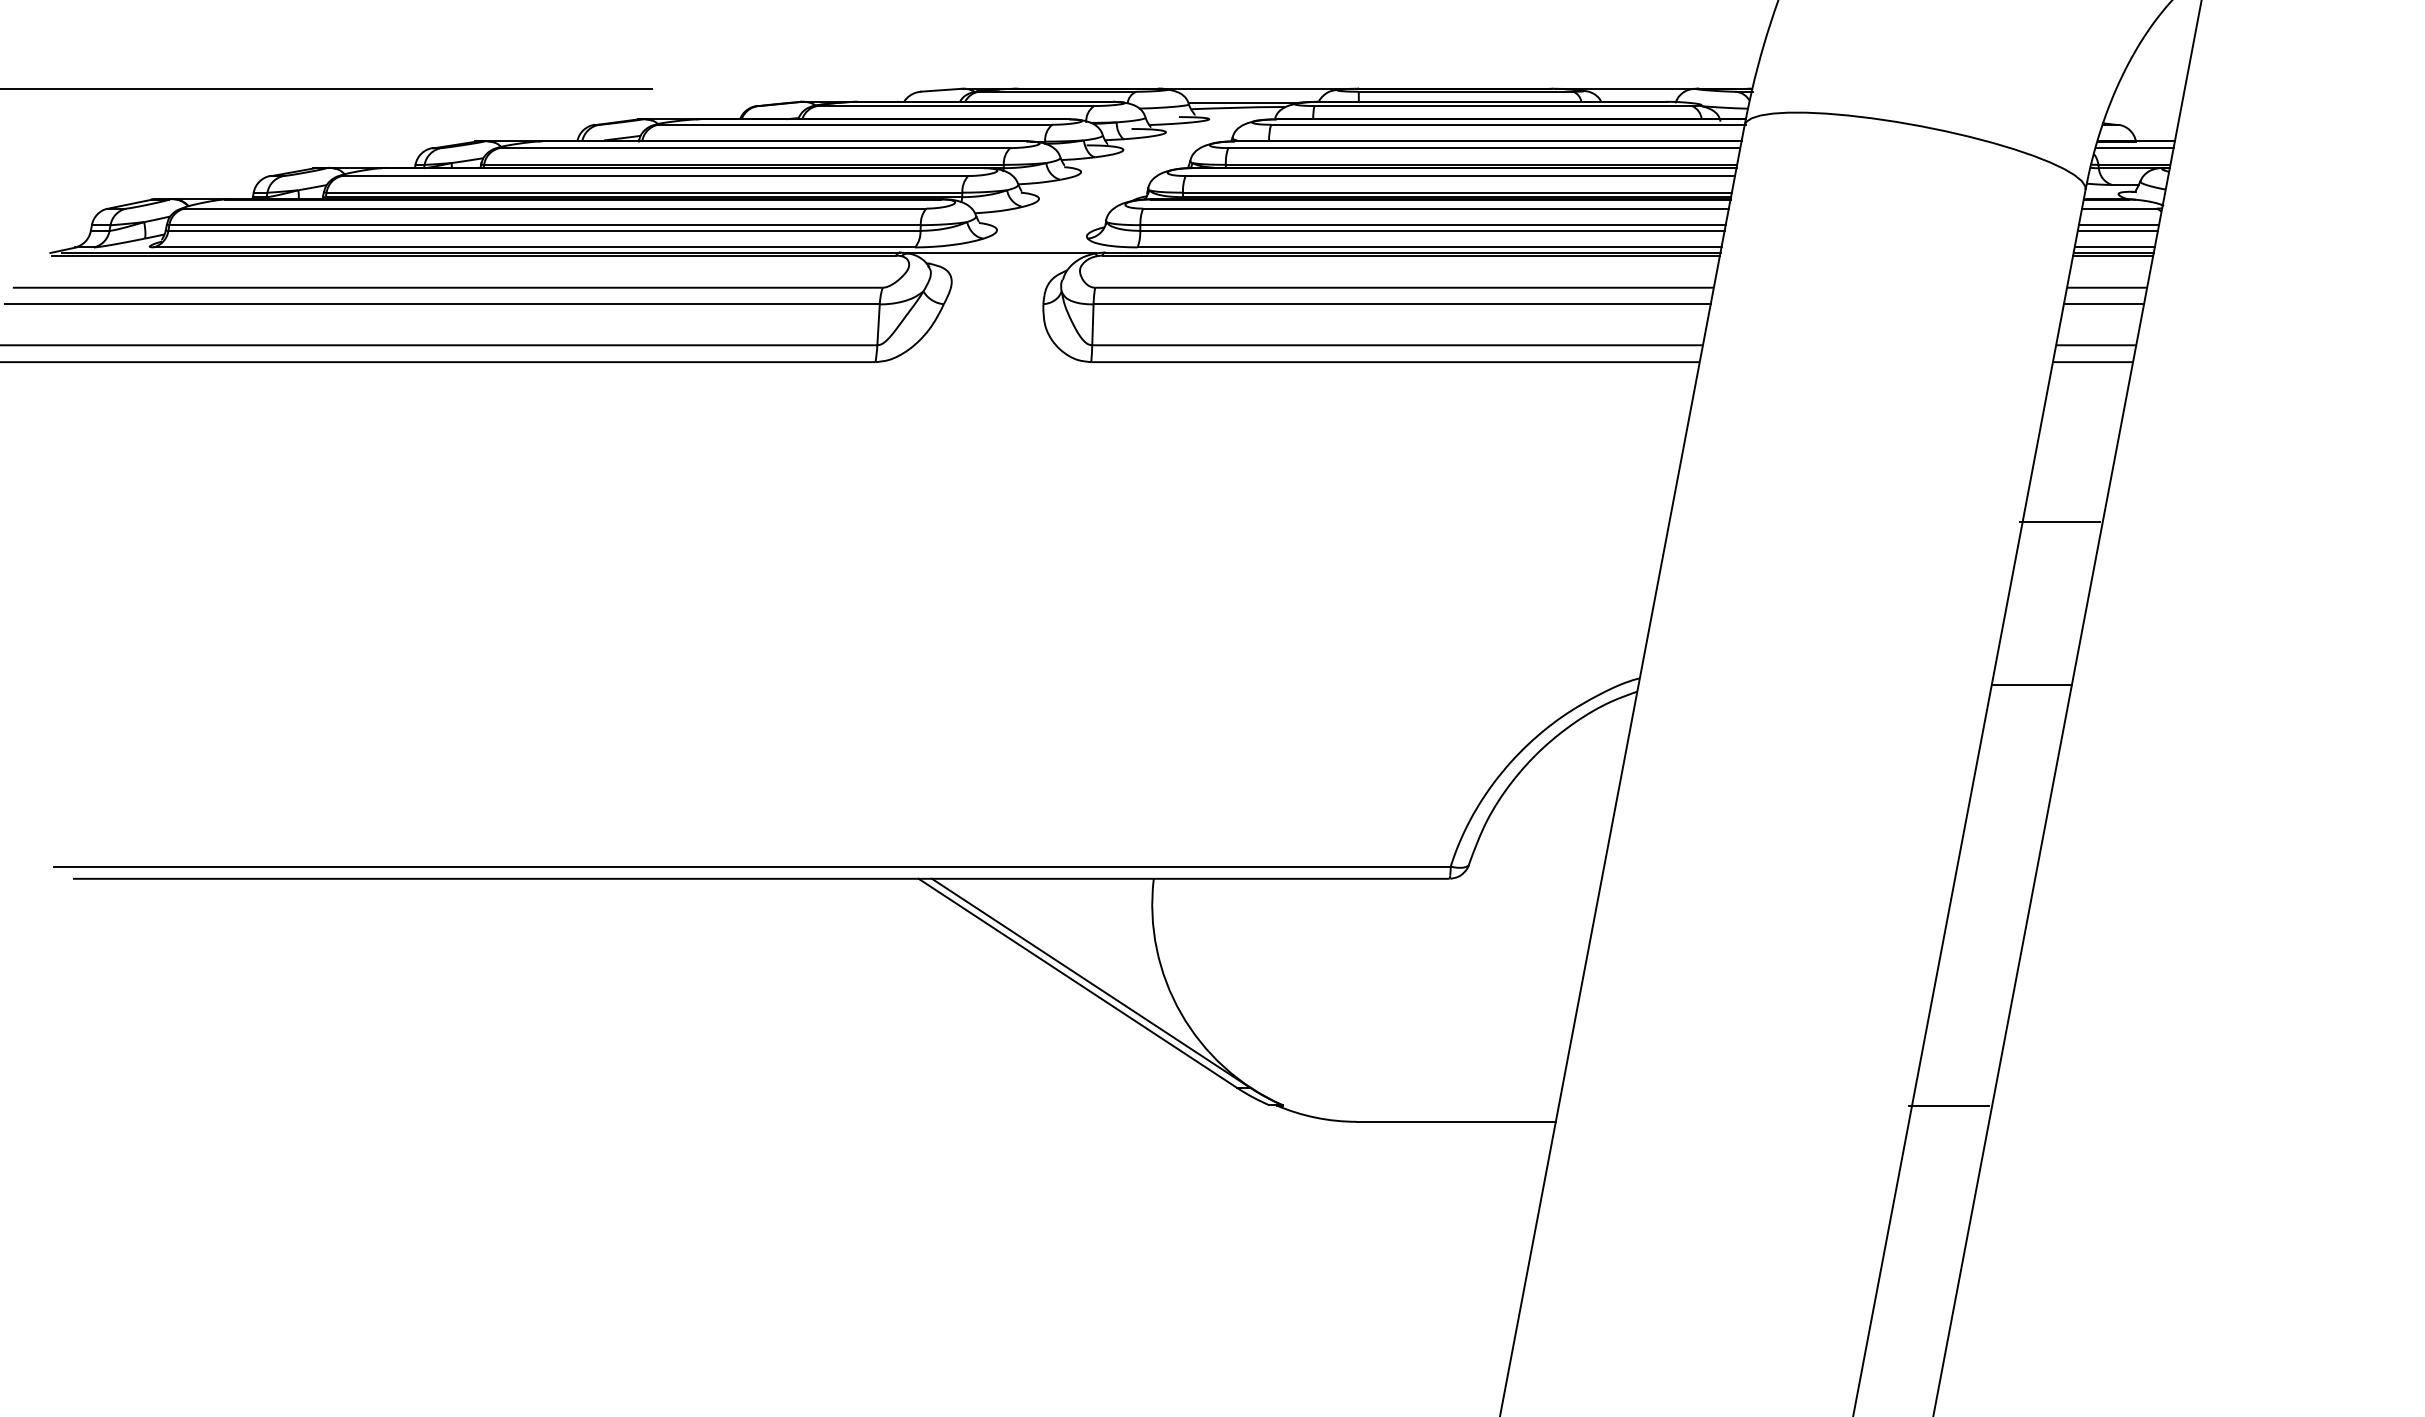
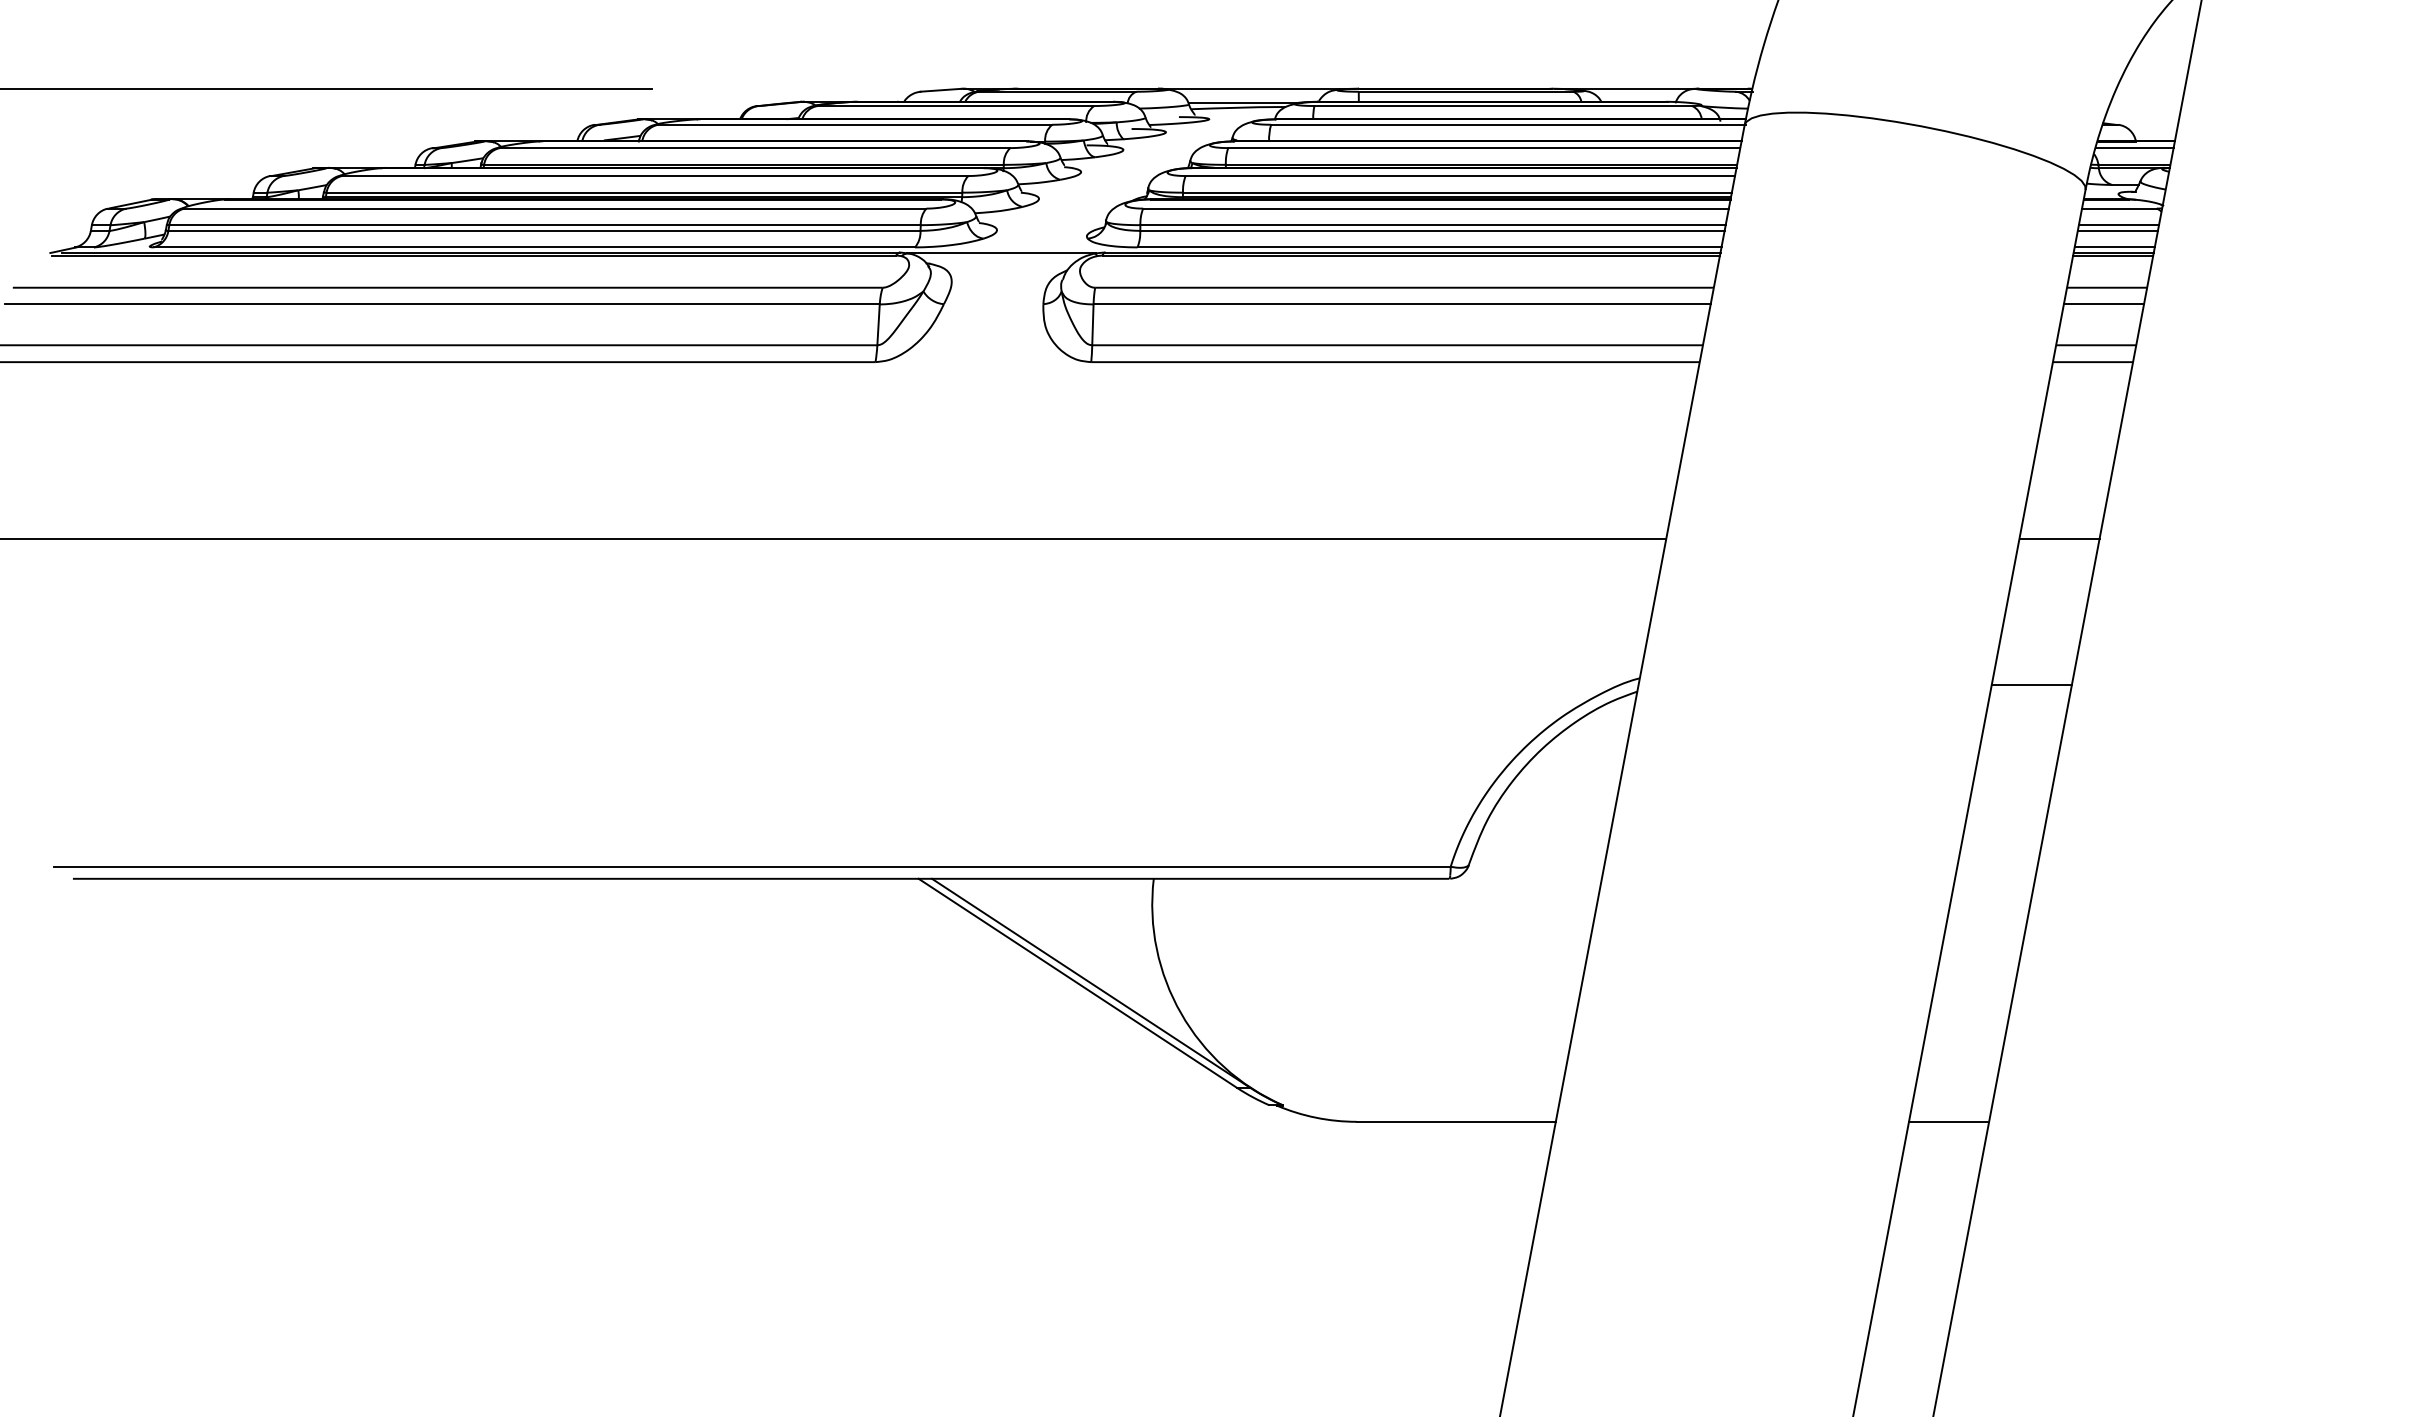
line position: (2059, 521) -> (2059, 538) (2059, 538)
line: none -> present (834, 538)
line position: (1949, 1105) -> (1949, 1121) (1949, 1121)
